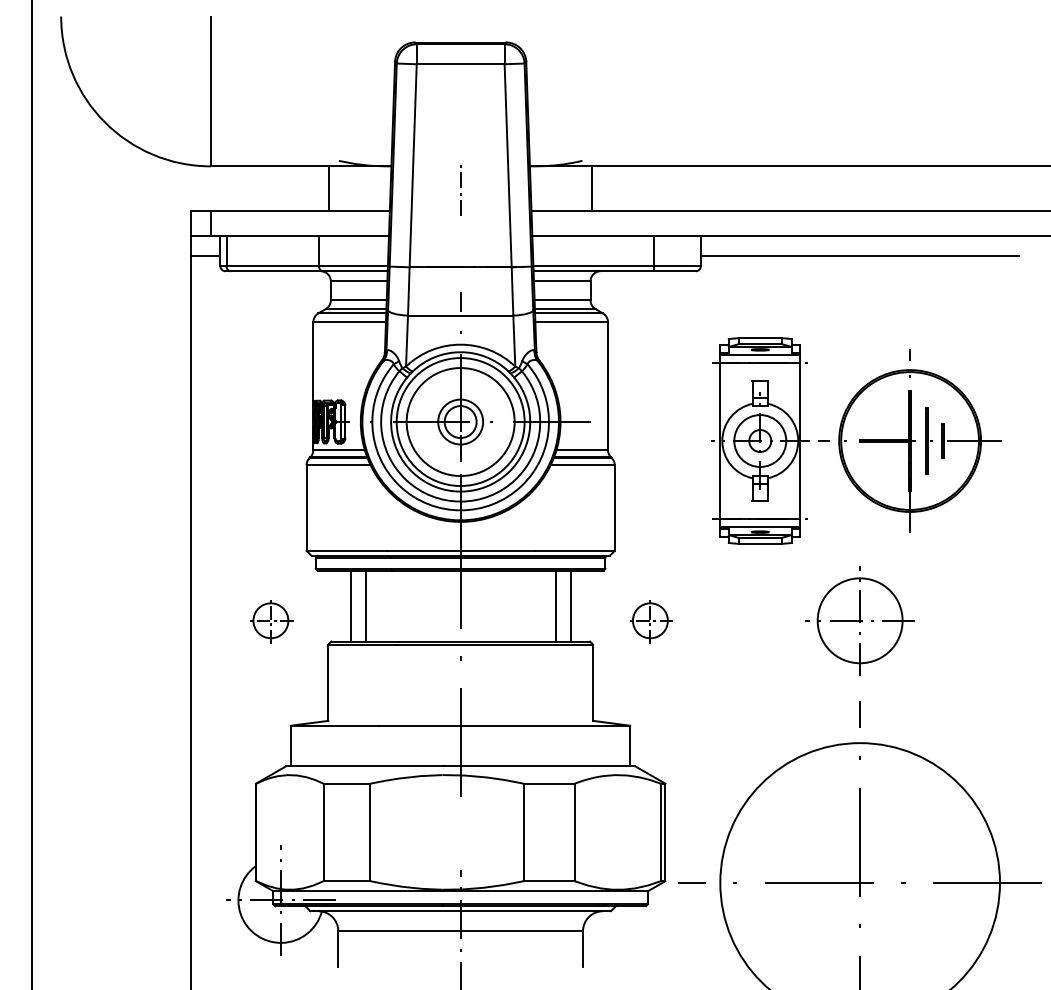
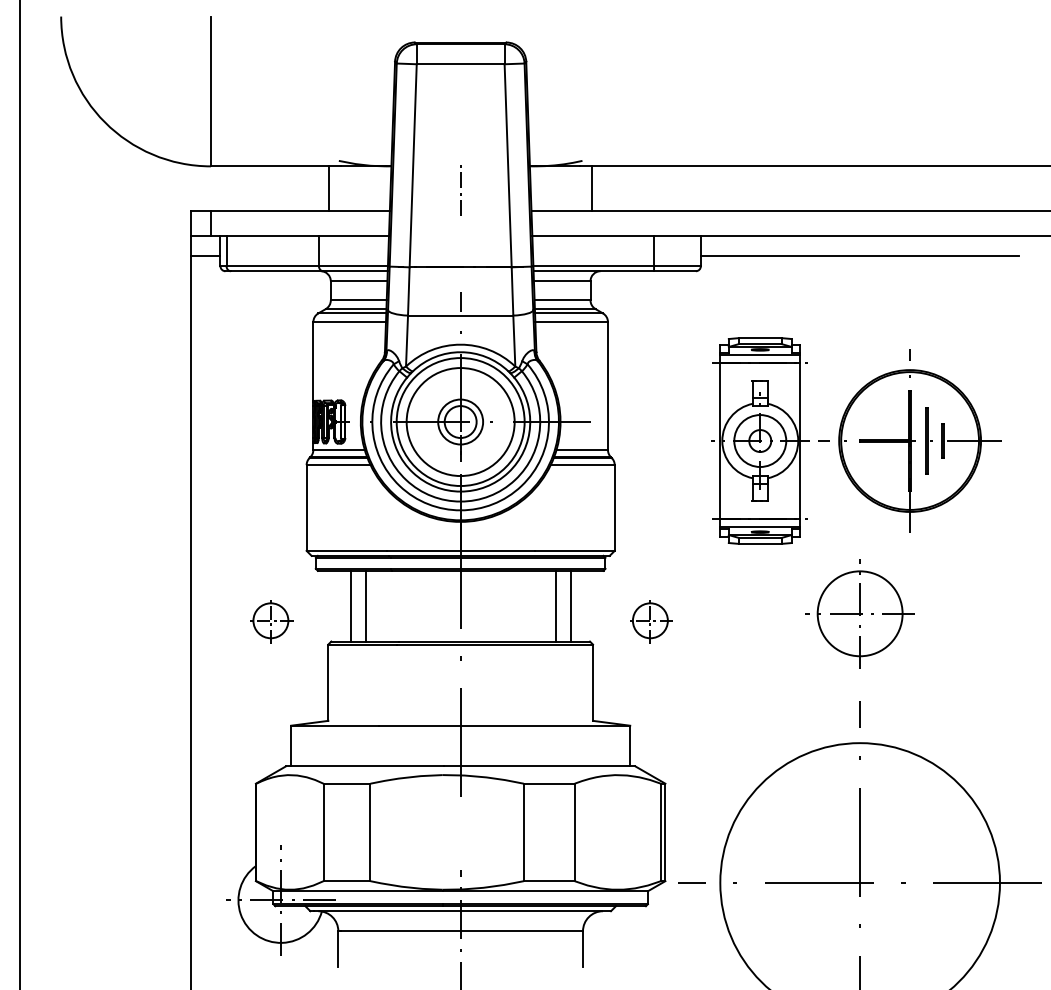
line position: (31, 494) -> (19, 494) (19, 494)
part position: (859, 620) -> (859, 613) (859, 613)
